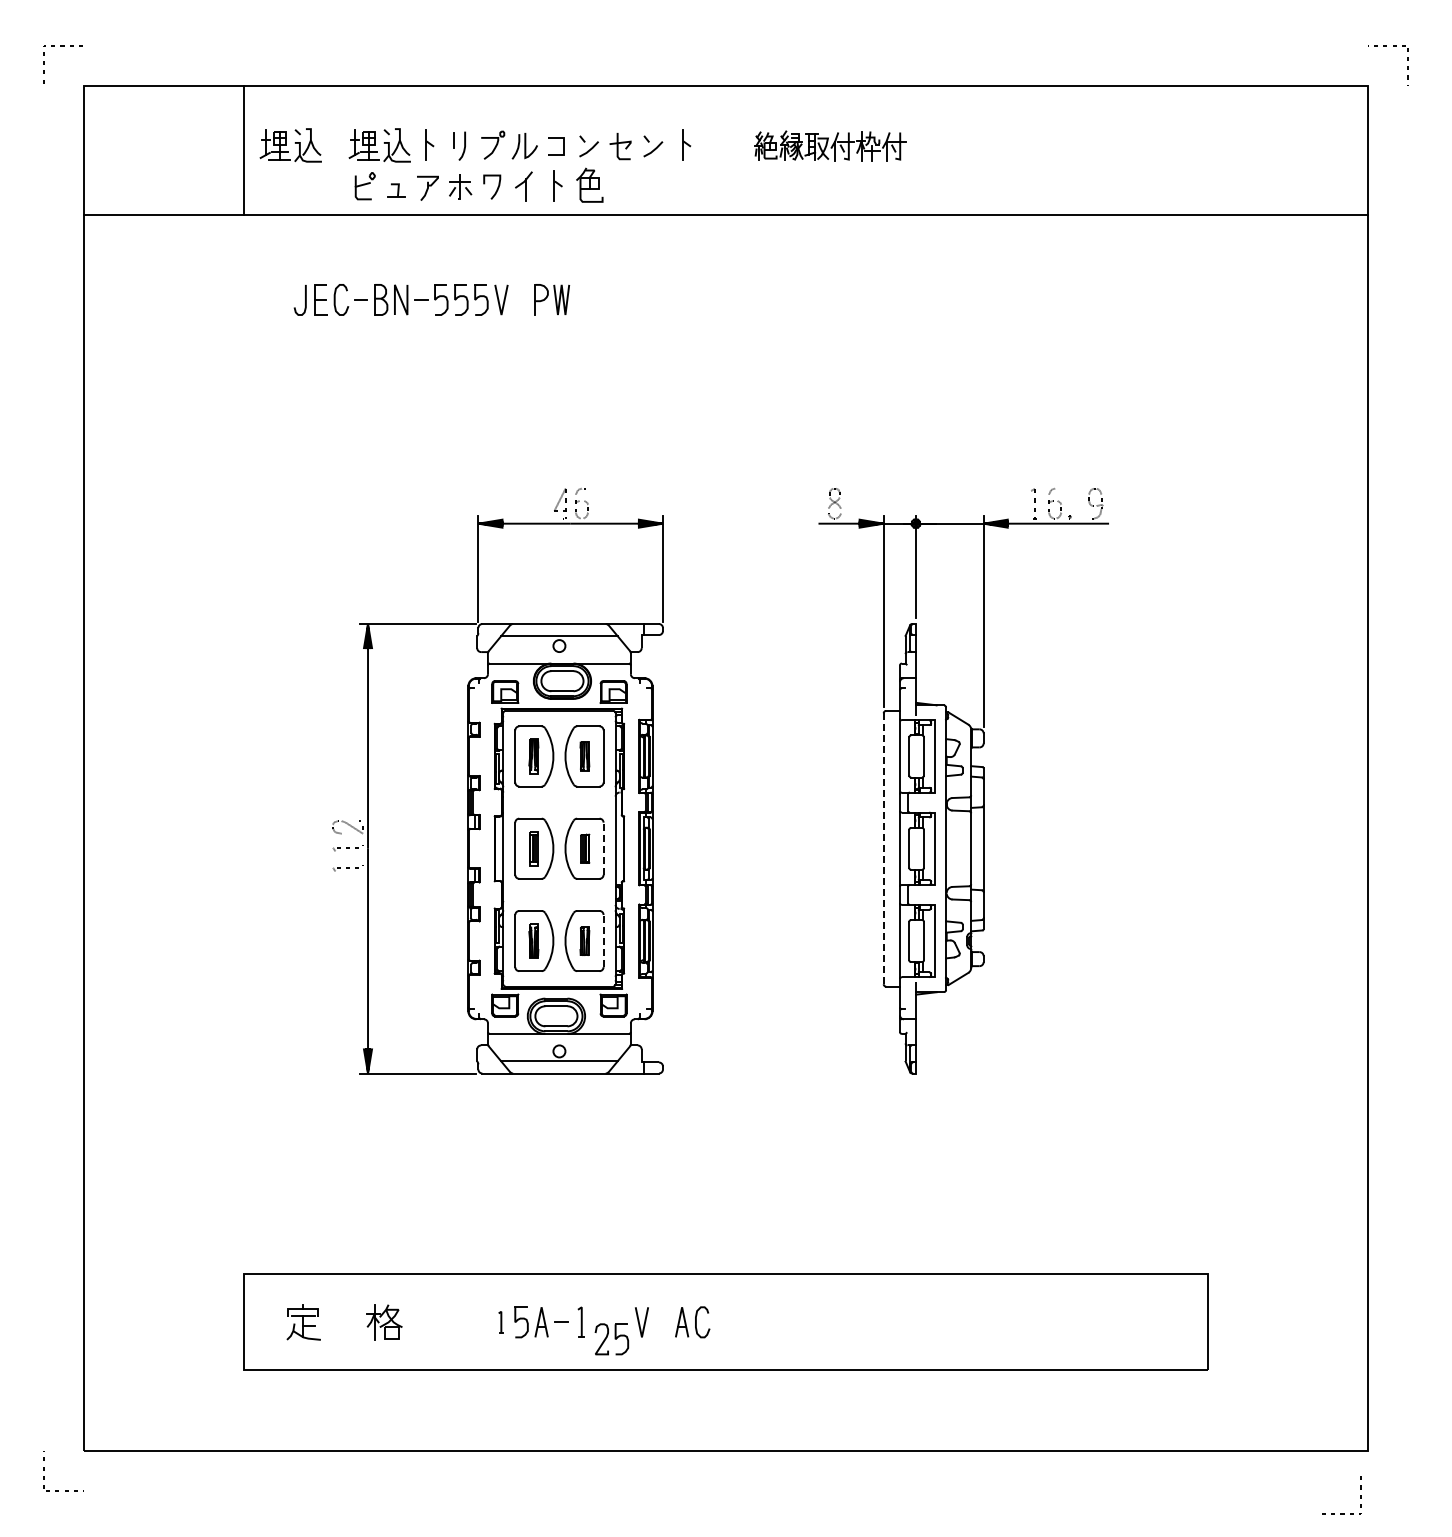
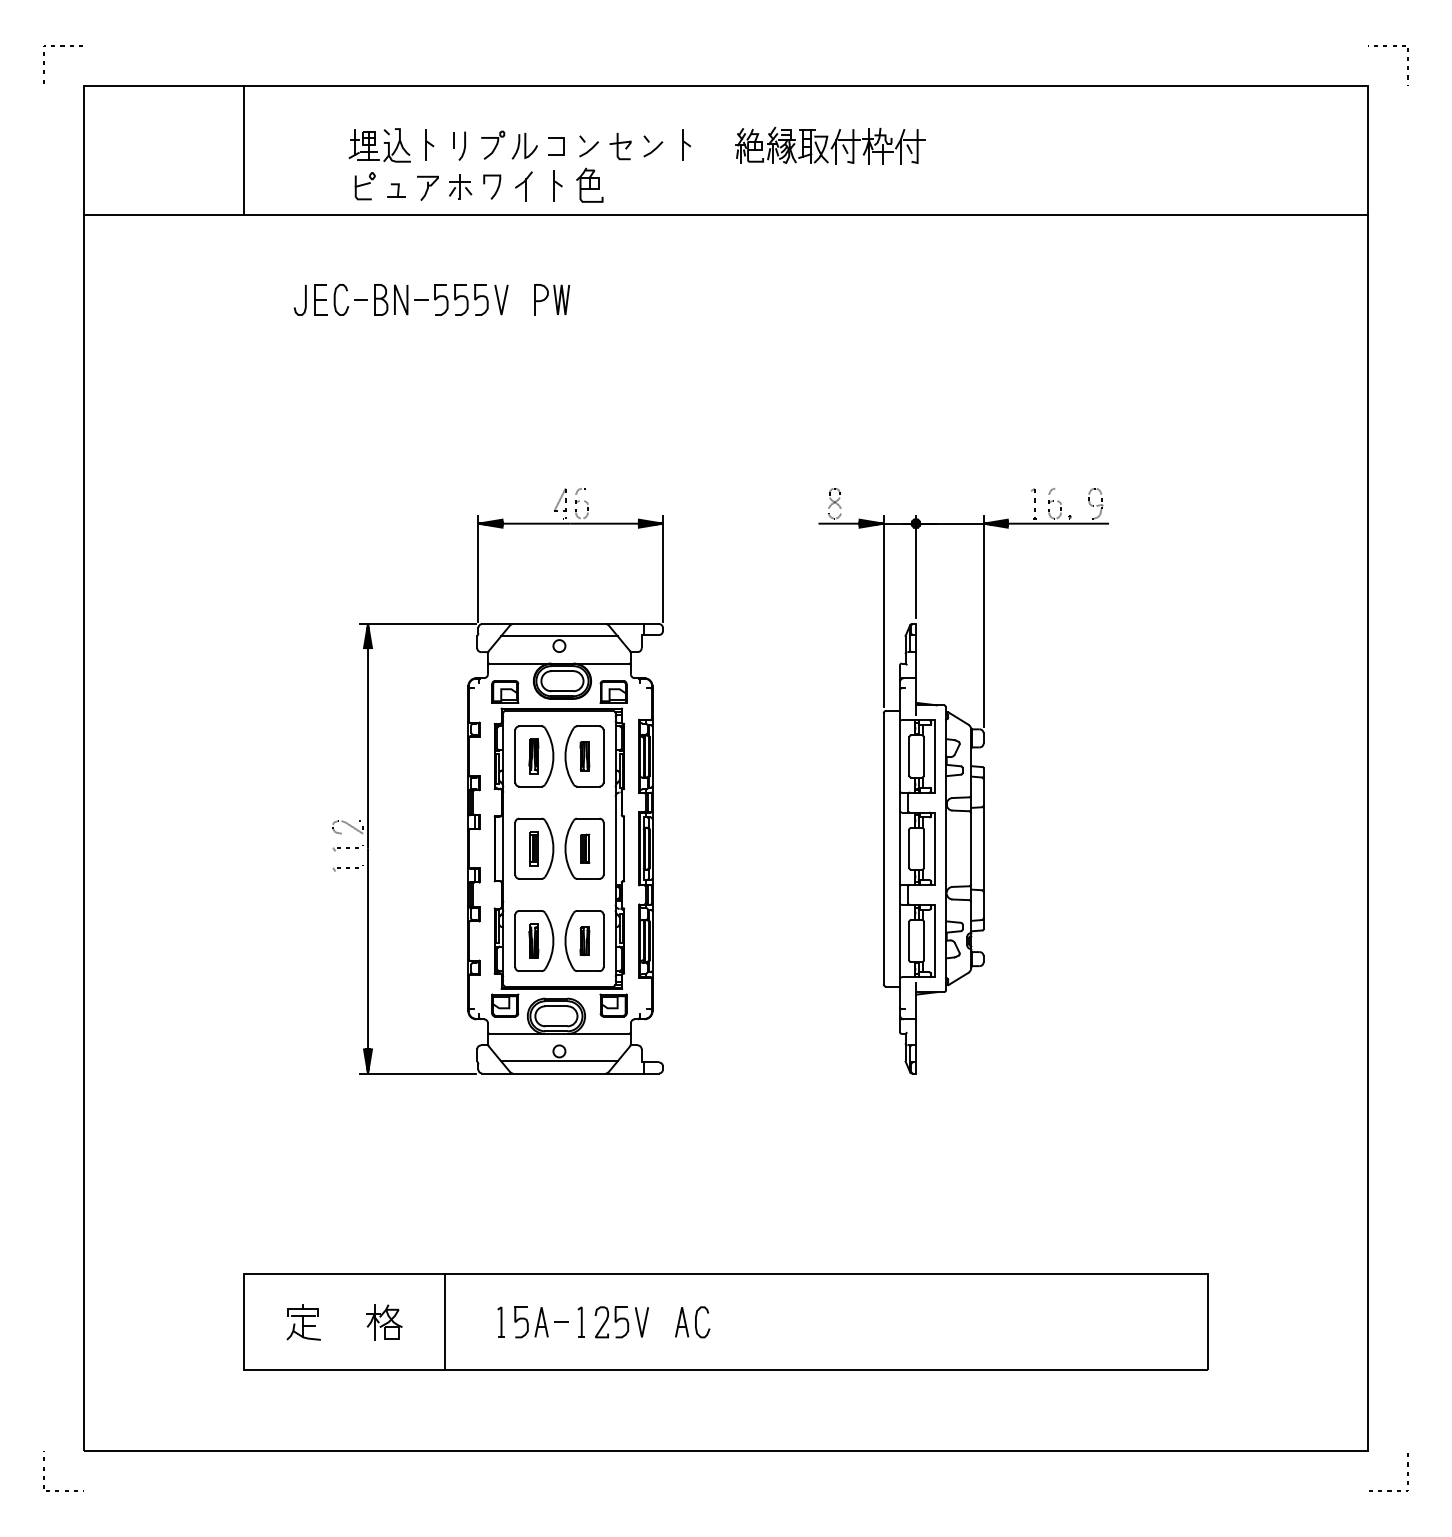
part: present -> none (290, 145)
part size: 153x32 px -> 191x38 px (830, 145)
line: dashed -> solid (603, 848)
line: dashed -> solid (883, 849)
line: dashed -> solid (603, 940)
line: none -> present (445, 1322)
part size: 6x23 px -> 8x32 px (500, 1321)
part position: (611, 1339) -> (611, 1322) (611, 1322)
line position: (1341, 1513) -> (1388, 1490) (1388, 1490)
